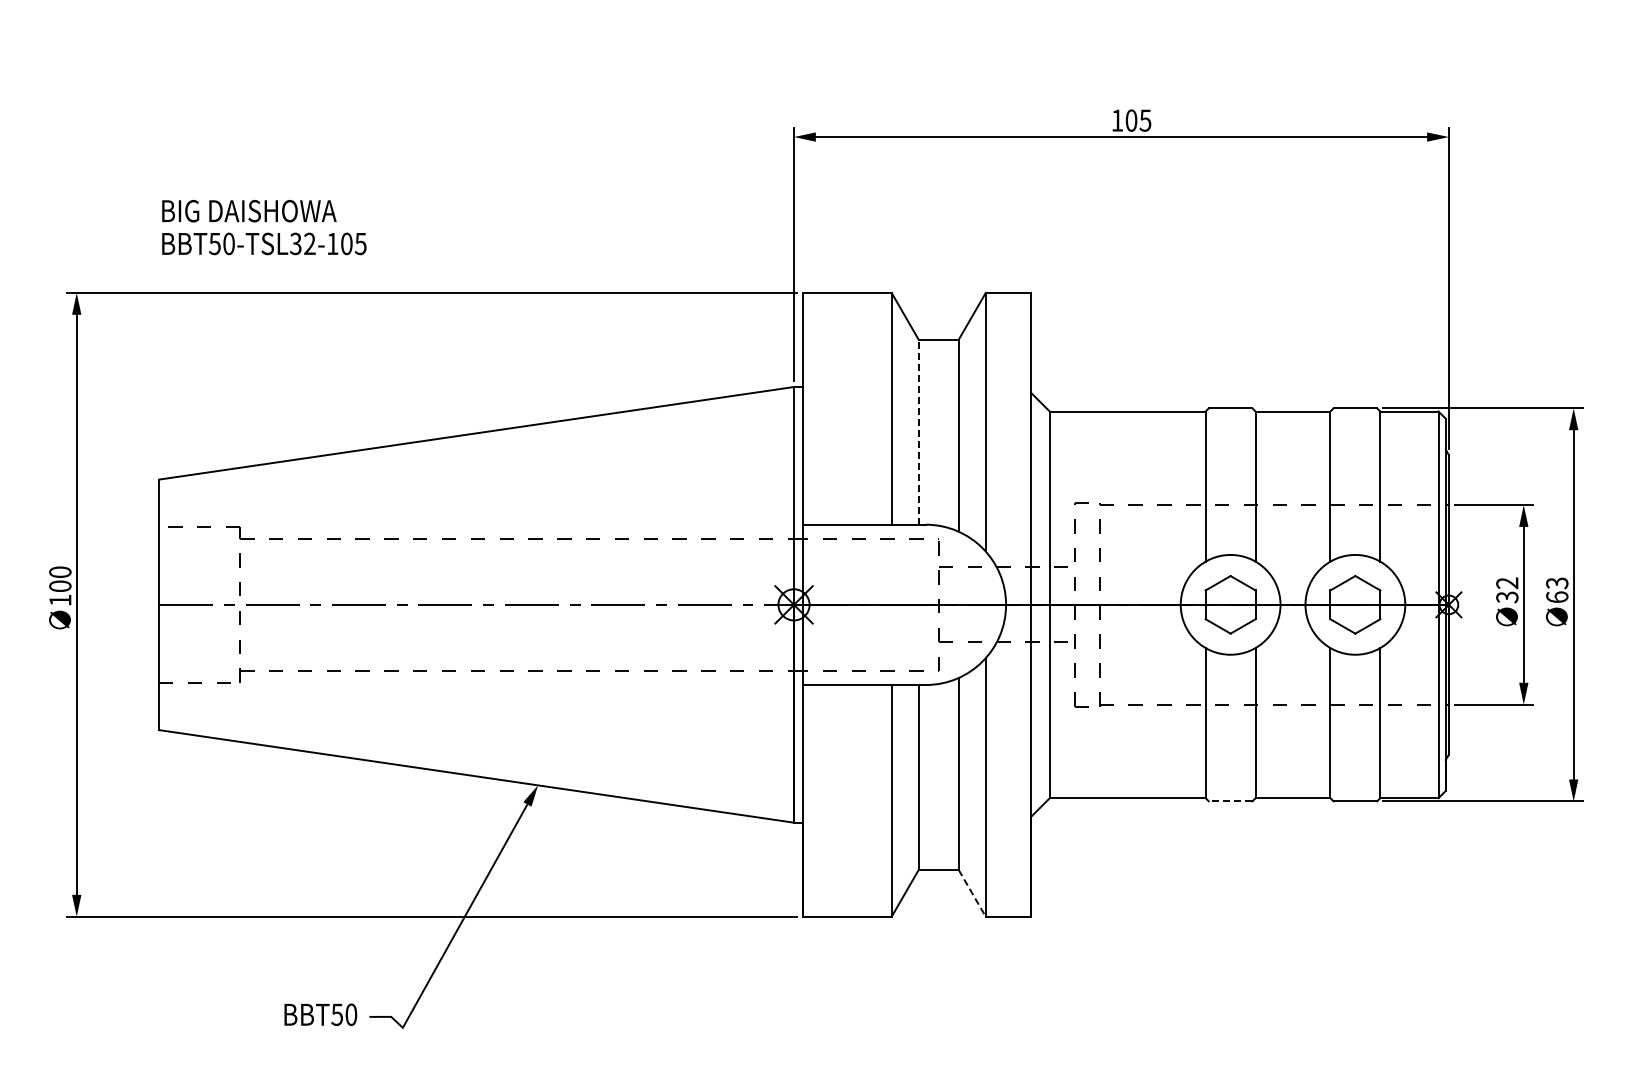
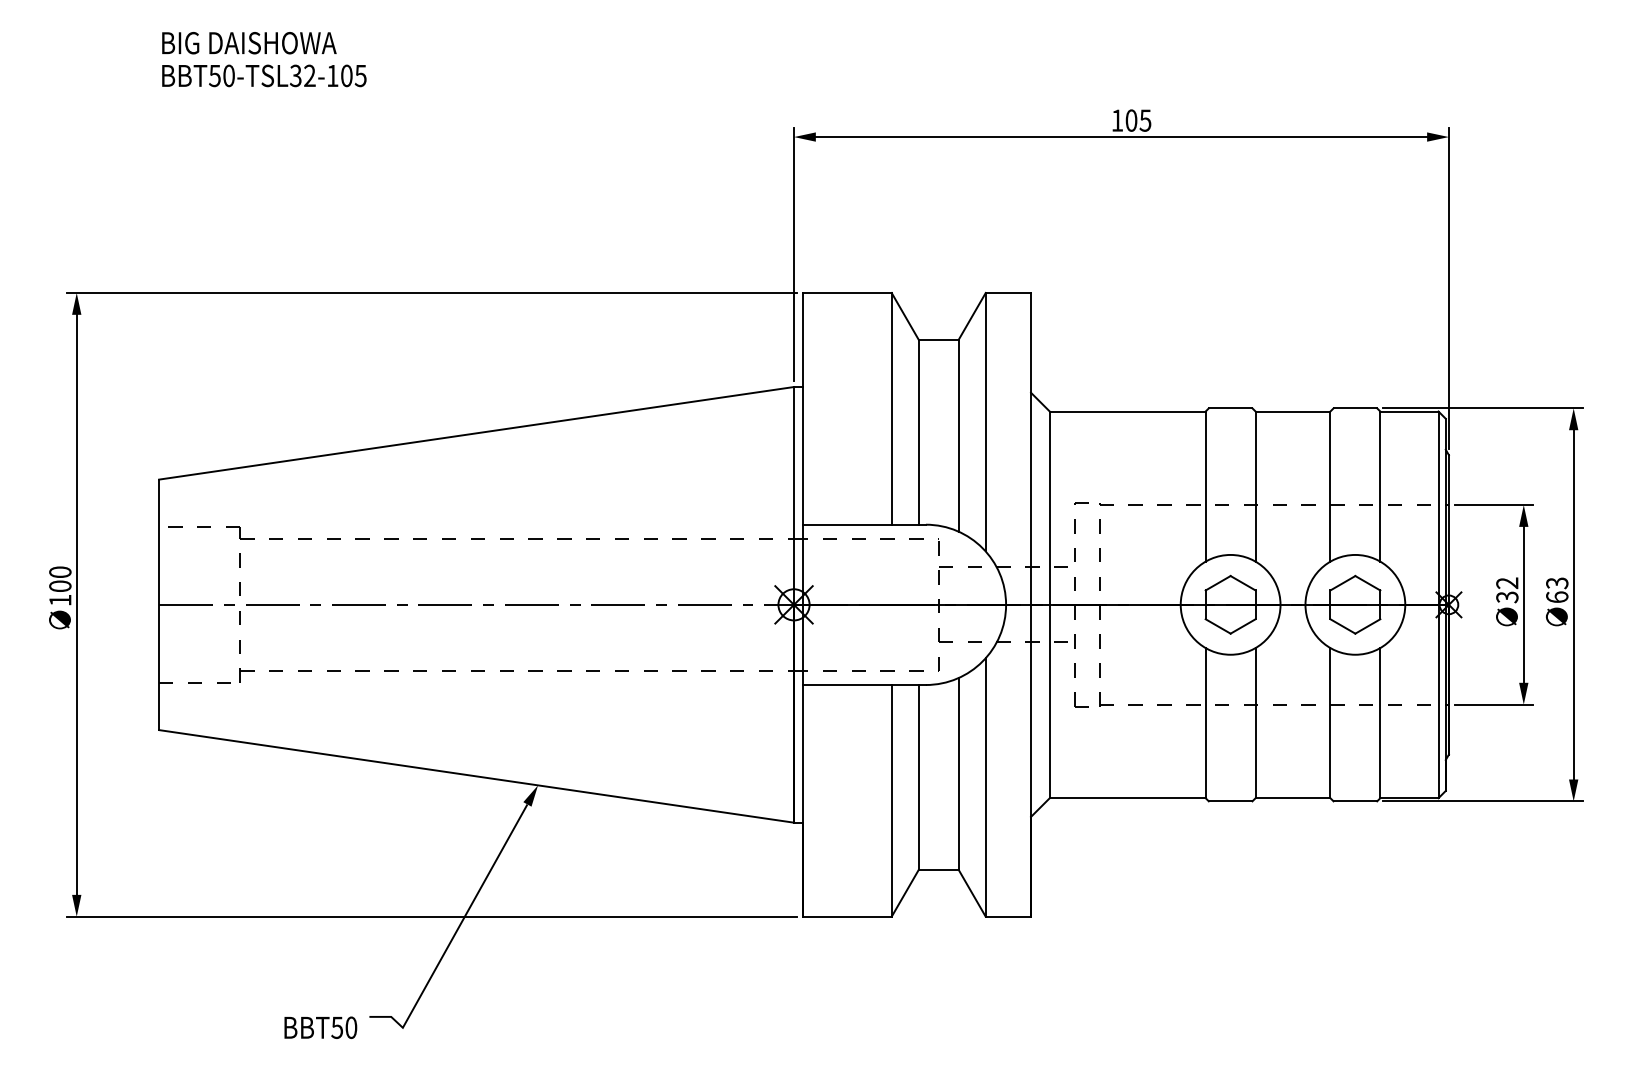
text position: (264, 227) -> (264, 59) (264, 59)
line: dashed -> solid (918, 431)
line: dashed -> solid (1230, 801)
line: dashed -> solid (972, 893)
text position: (320, 1014) -> (320, 1027) (320, 1027)
